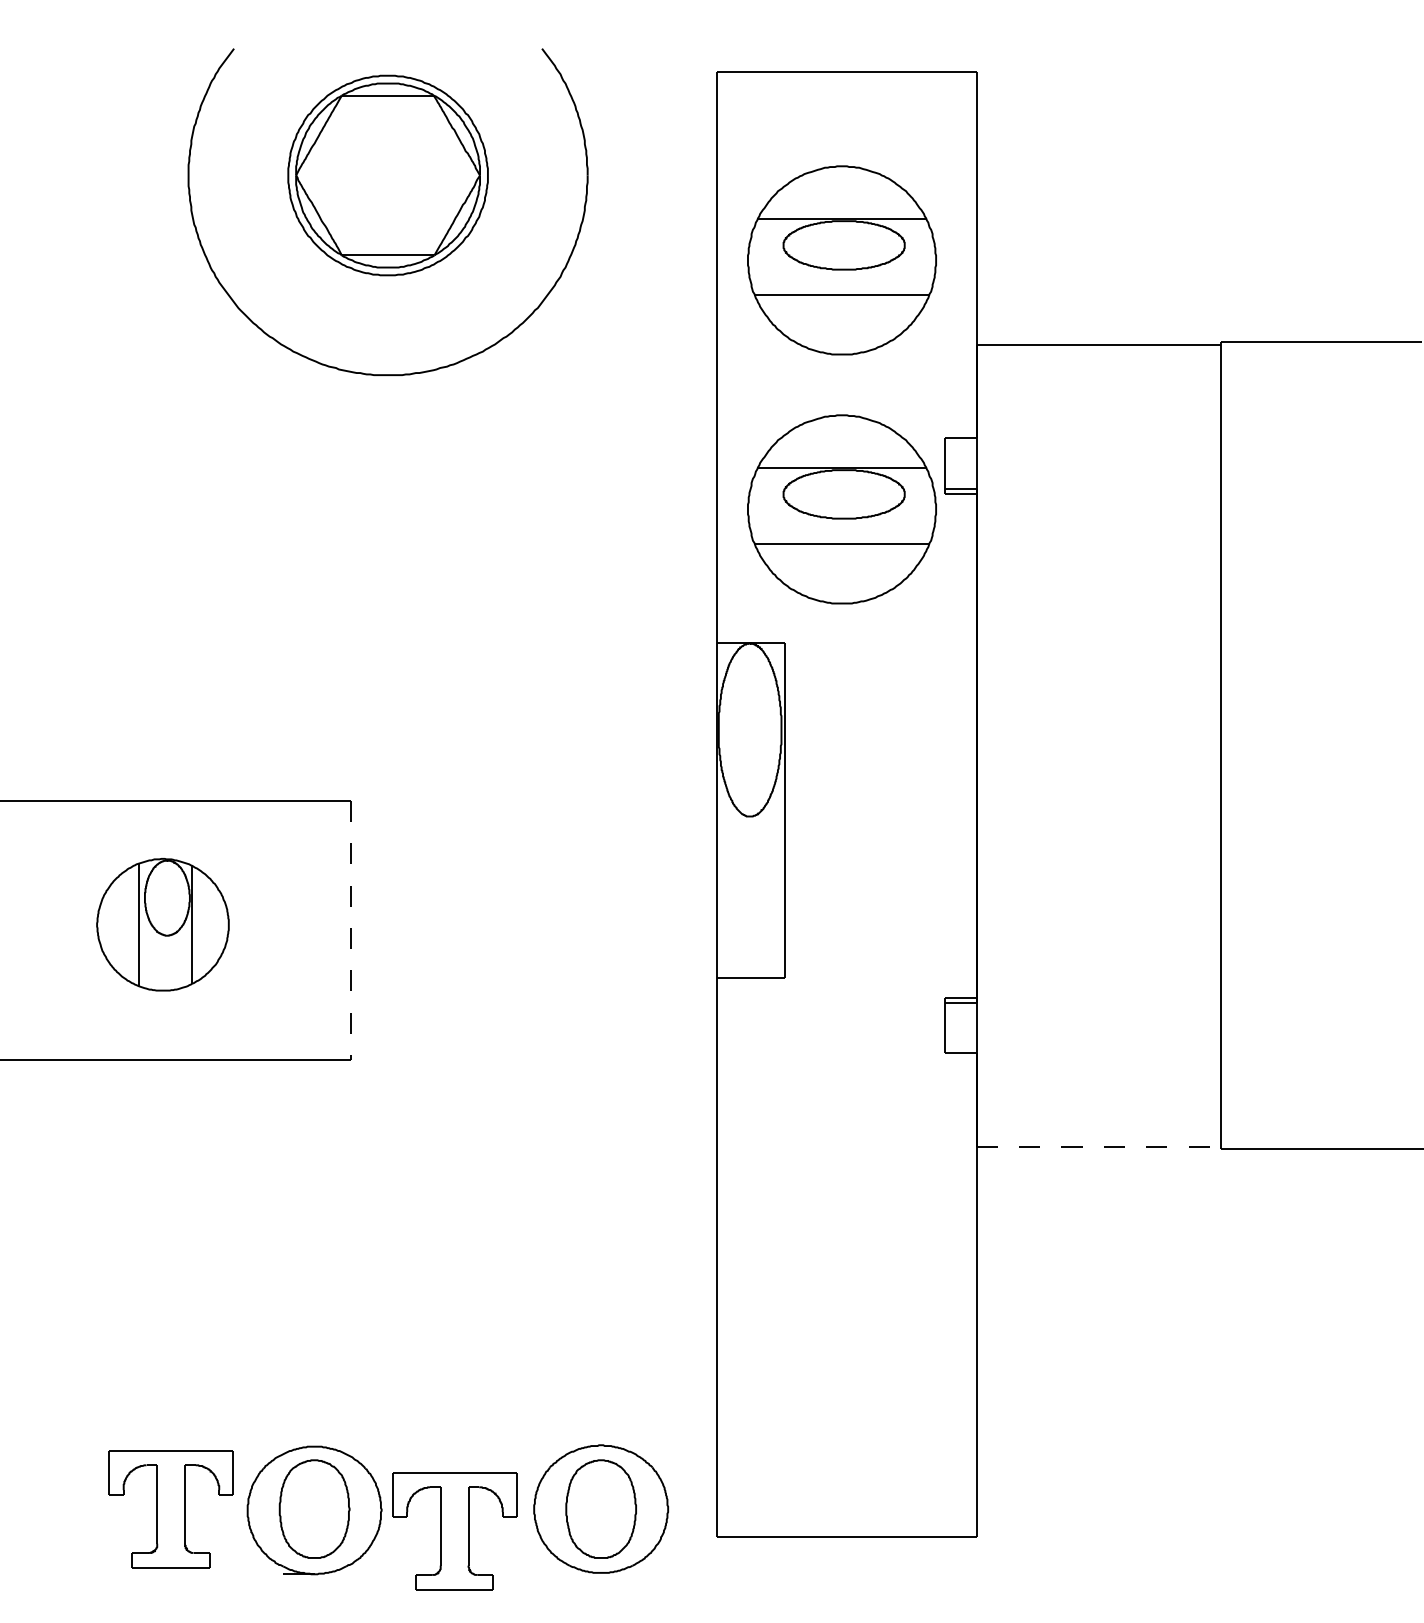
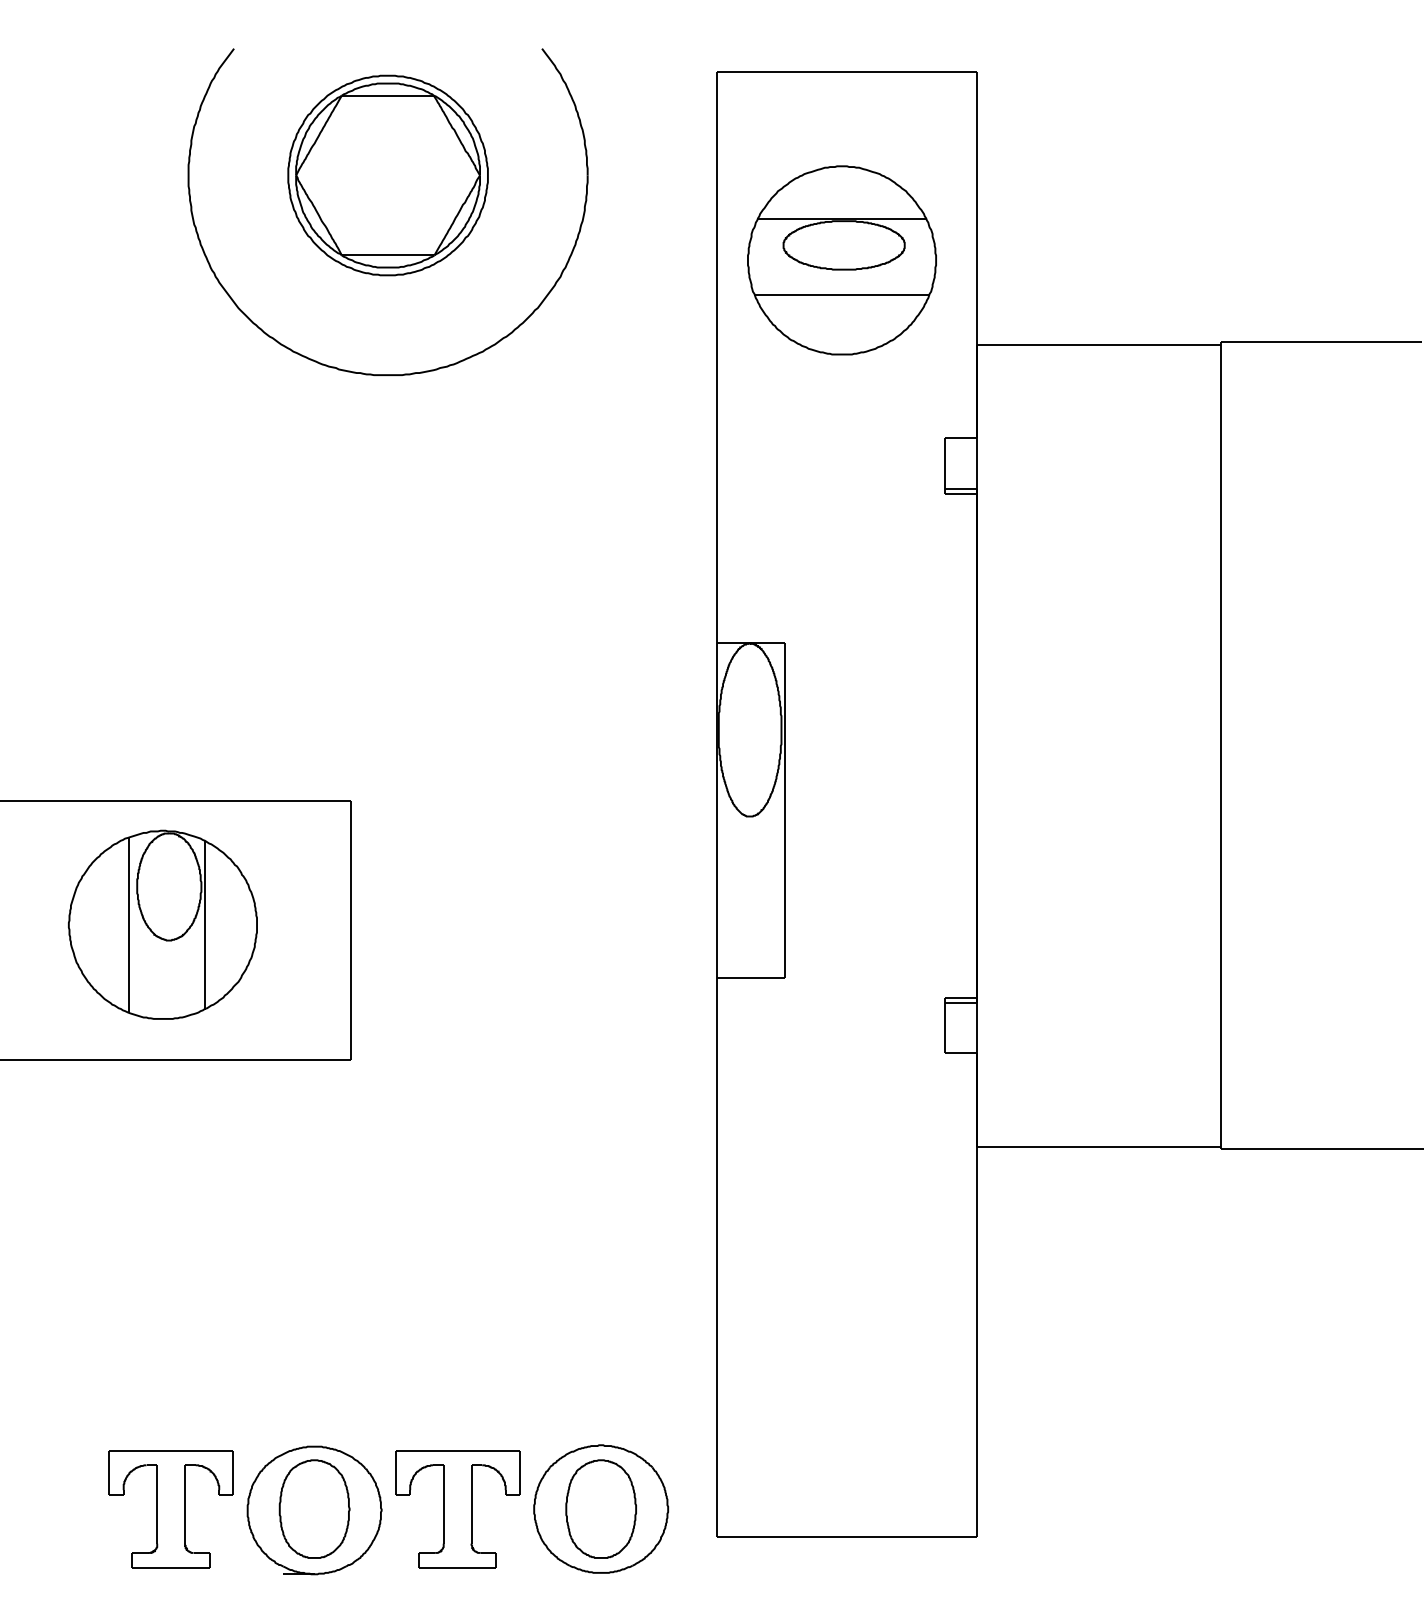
part: present -> none (841, 509)
part size: 134x134 px -> 190x191 px (162, 924)
line: dashed -> solid (351, 930)
line: dashed -> solid (1099, 1146)
part position: (454, 1531) -> (457, 1509) (457, 1509)
